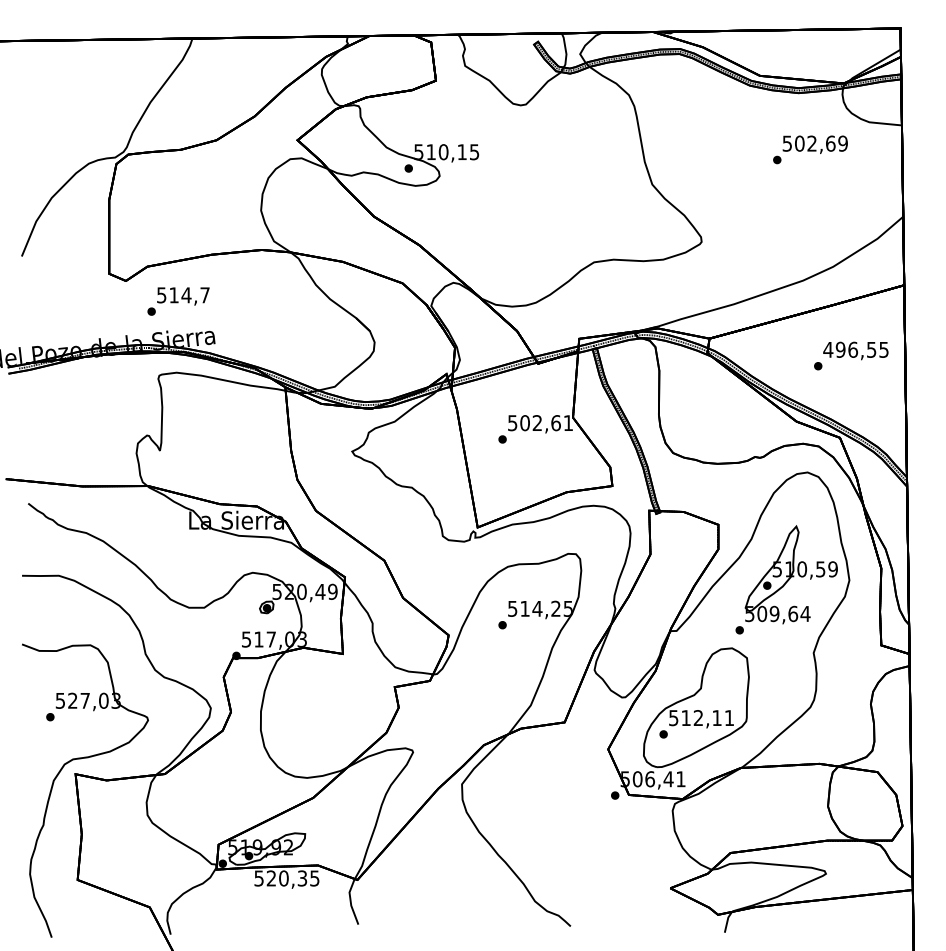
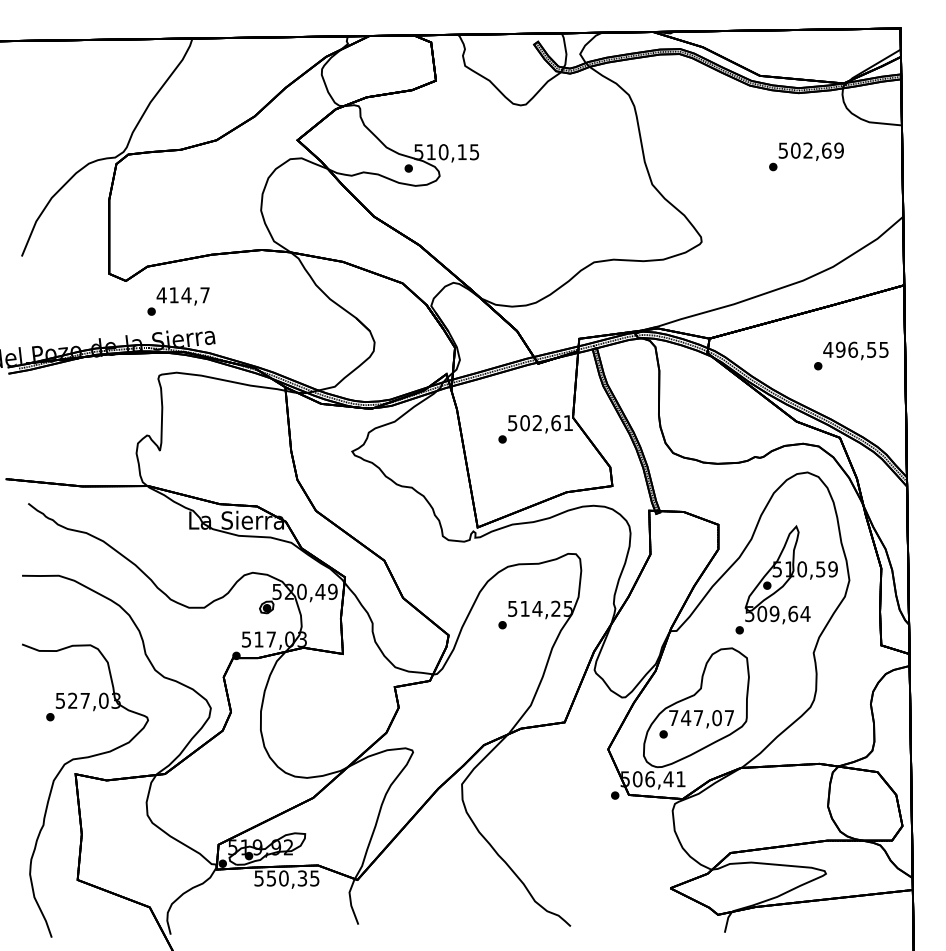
text position: (810, 149) -> (806, 156) (806, 156)
text: 514,7 -> 414,7 (161, 295)
text: 512,11 -> 747,07 (701, 718)
text: 520,35 -> 550,35 (271, 878)
